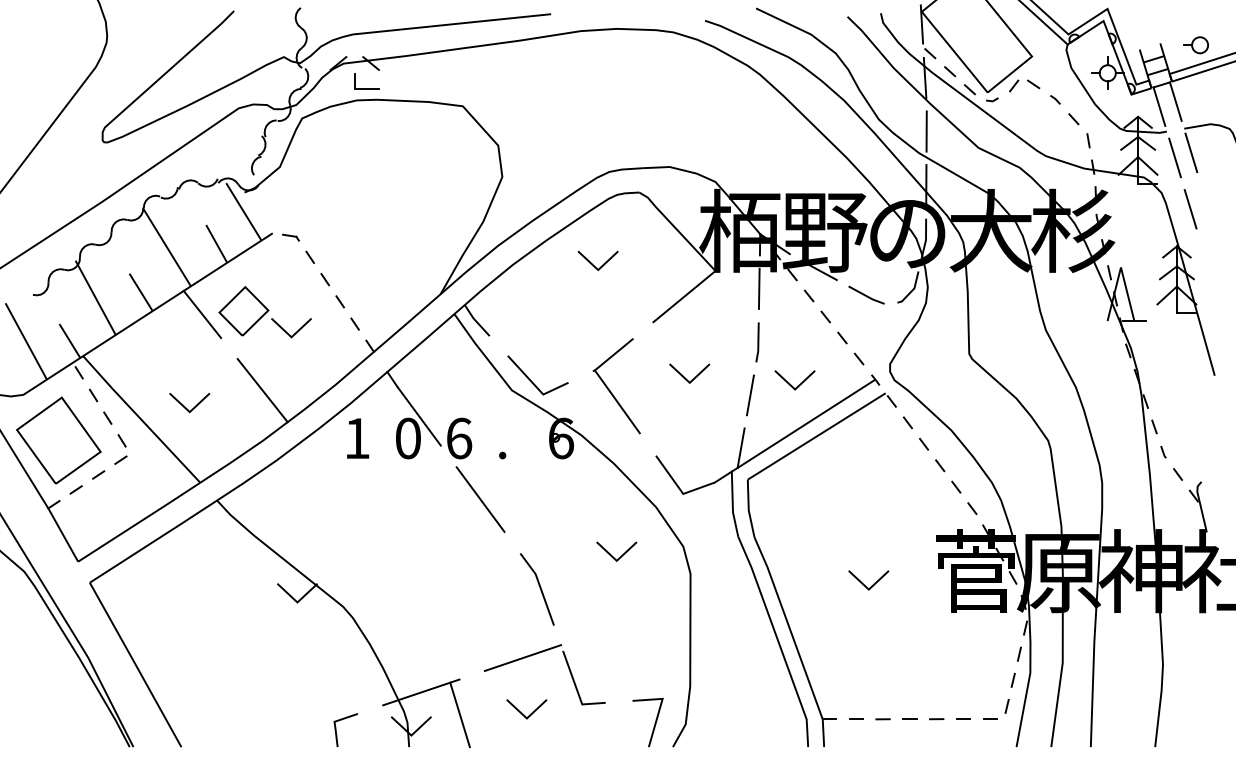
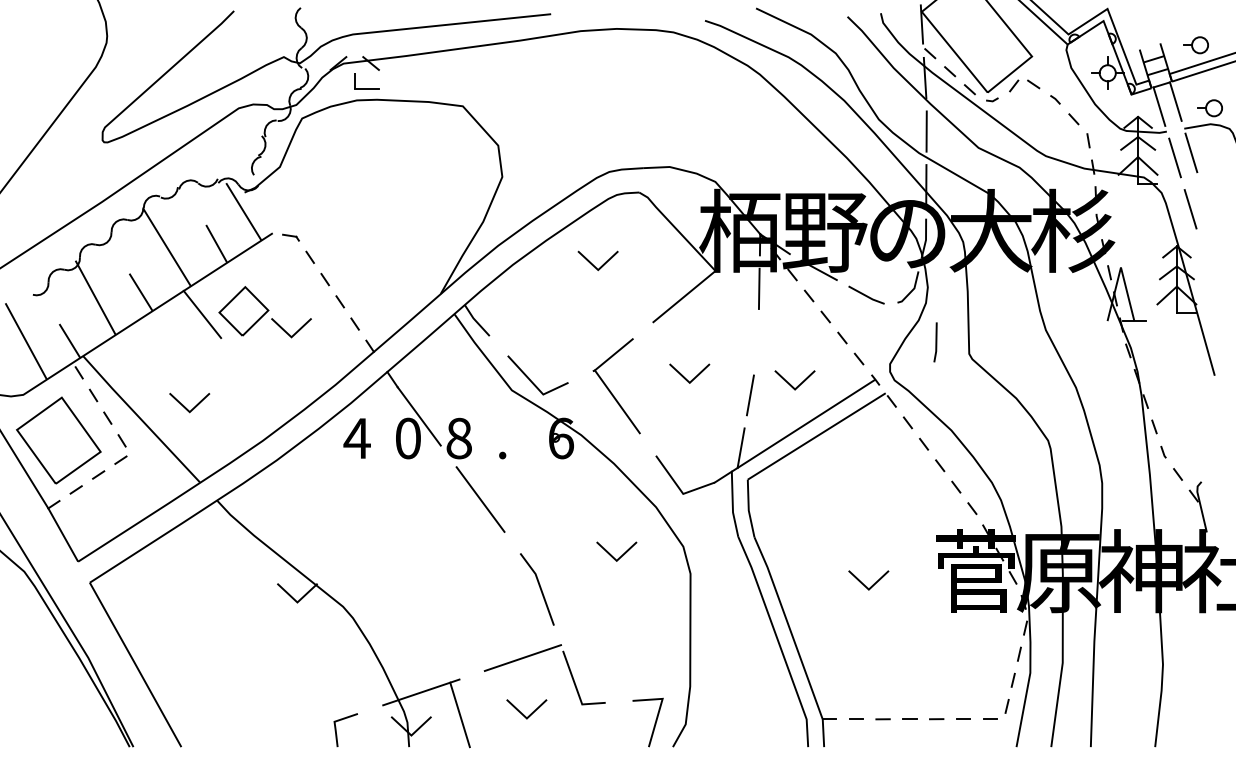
part: none -> present (1209, 108)
line position: (757, 342) -> (935, 342) (935, 342)
line: present -> none (262, 390)
text: 1 -> 4 (356, 438)
text: 6 -> 8 (459, 438)
